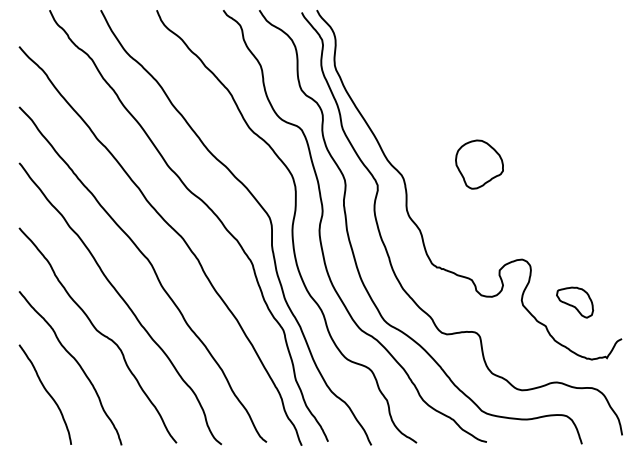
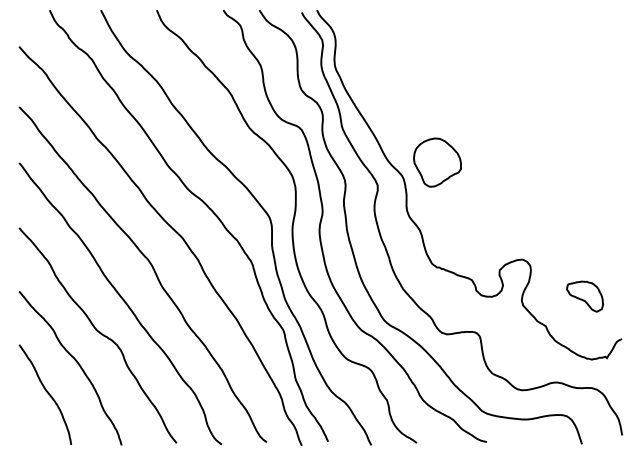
part position: (479, 164) -> (437, 162) (437, 162)
part position: (575, 302) -> (585, 296) (585, 296)
